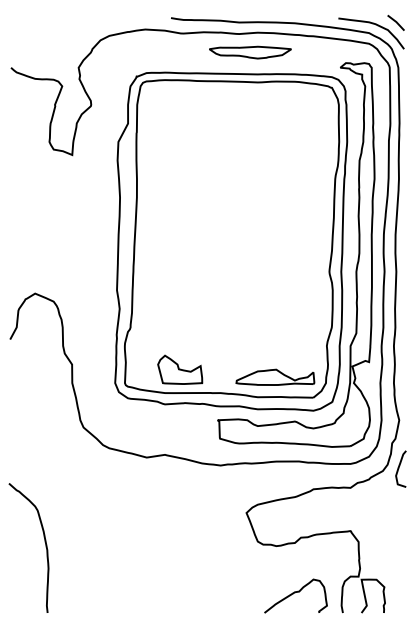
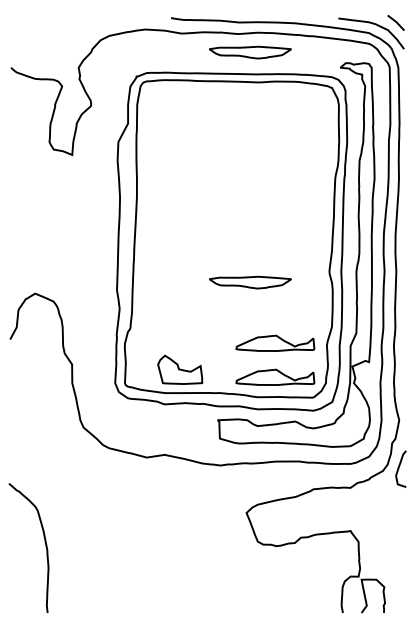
part: none -> present (250, 282)
part: none -> present (275, 342)
curve: present -> none (295, 593)
